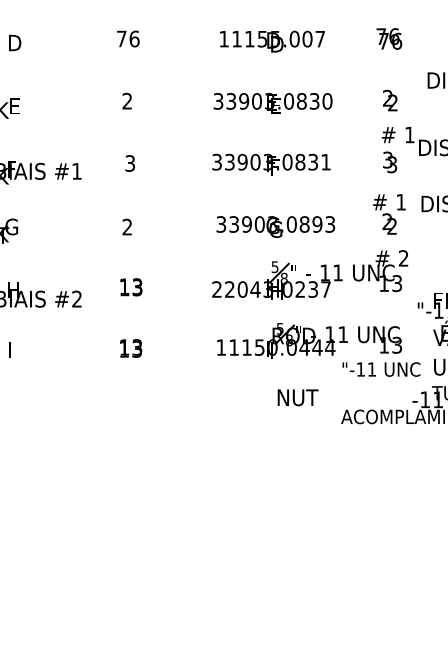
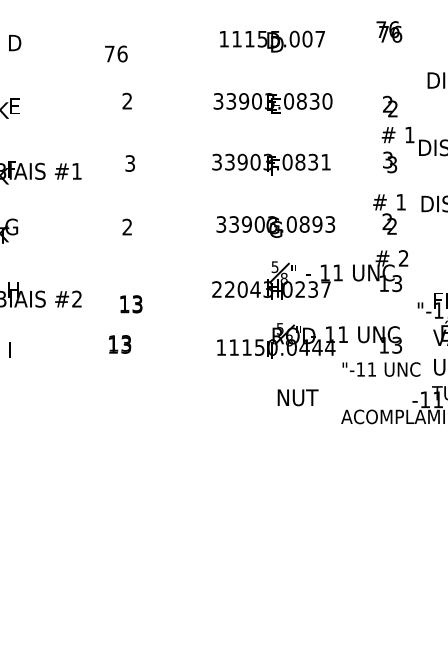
text position: (128, 38) -> (116, 53) (116, 53)
text position: (389, 38) -> (389, 31) (389, 31)
text position: (390, 100) -> (390, 106) (390, 106)
text position: (131, 287) -> (131, 304) (131, 304)
text position: (131, 348) -> (120, 344) (120, 344)
